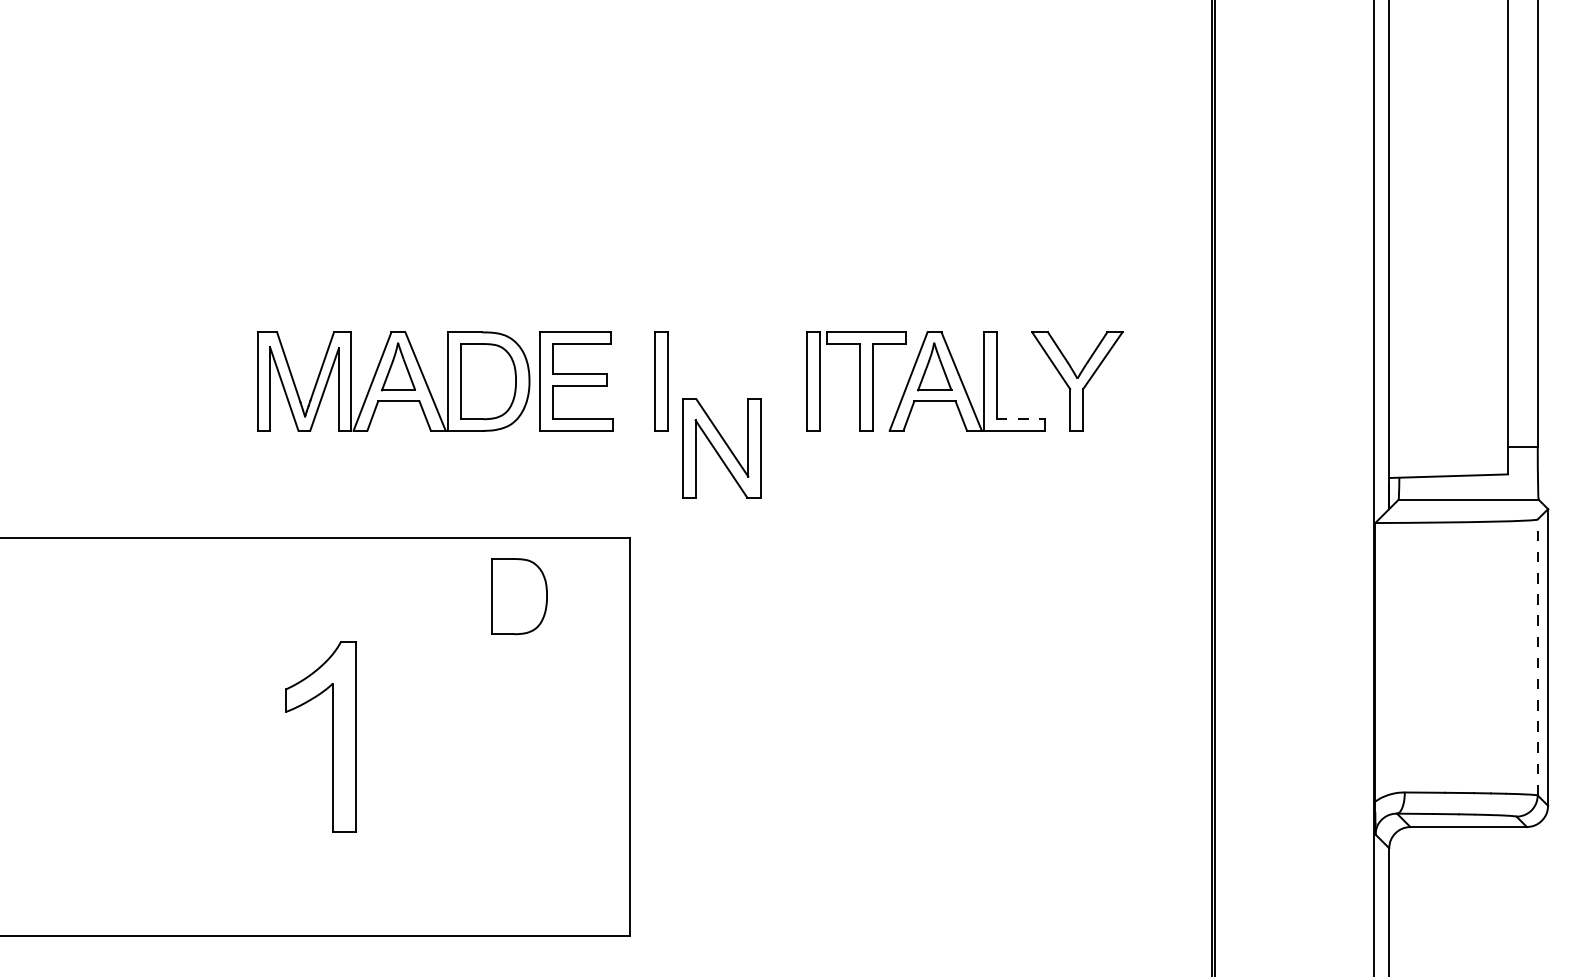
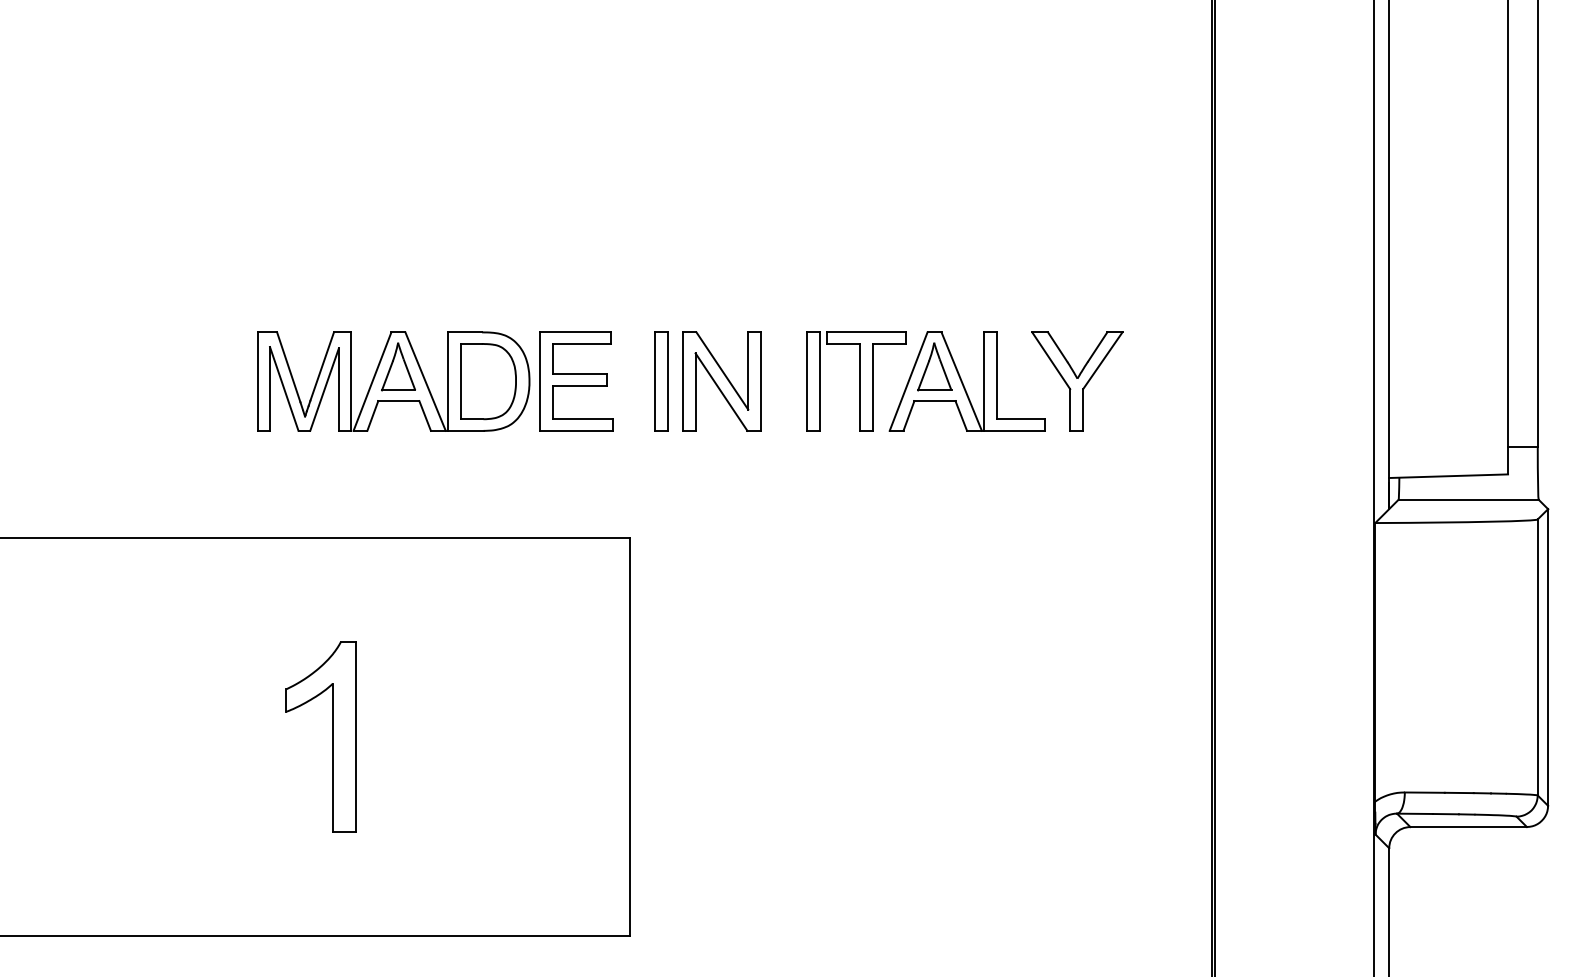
line: dashed -> solid (1021, 419)
part position: (721, 448) -> (721, 381) (721, 381)
part: present -> none (519, 596)
line: dashed -> solid (1537, 656)
